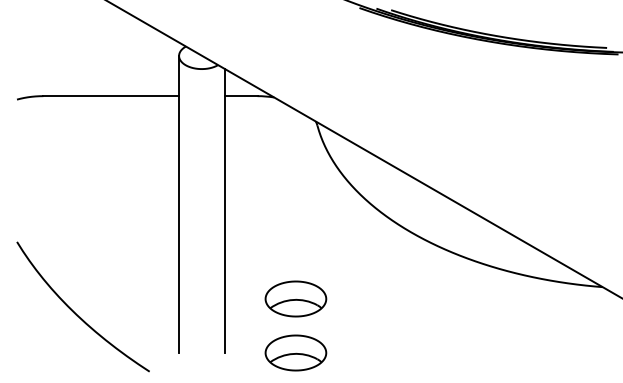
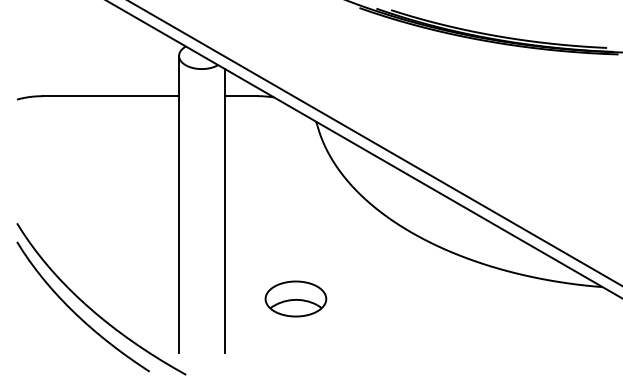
line: none -> present (374, 143)
curve: none -> present (95, 311)
part: present -> none (295, 352)
